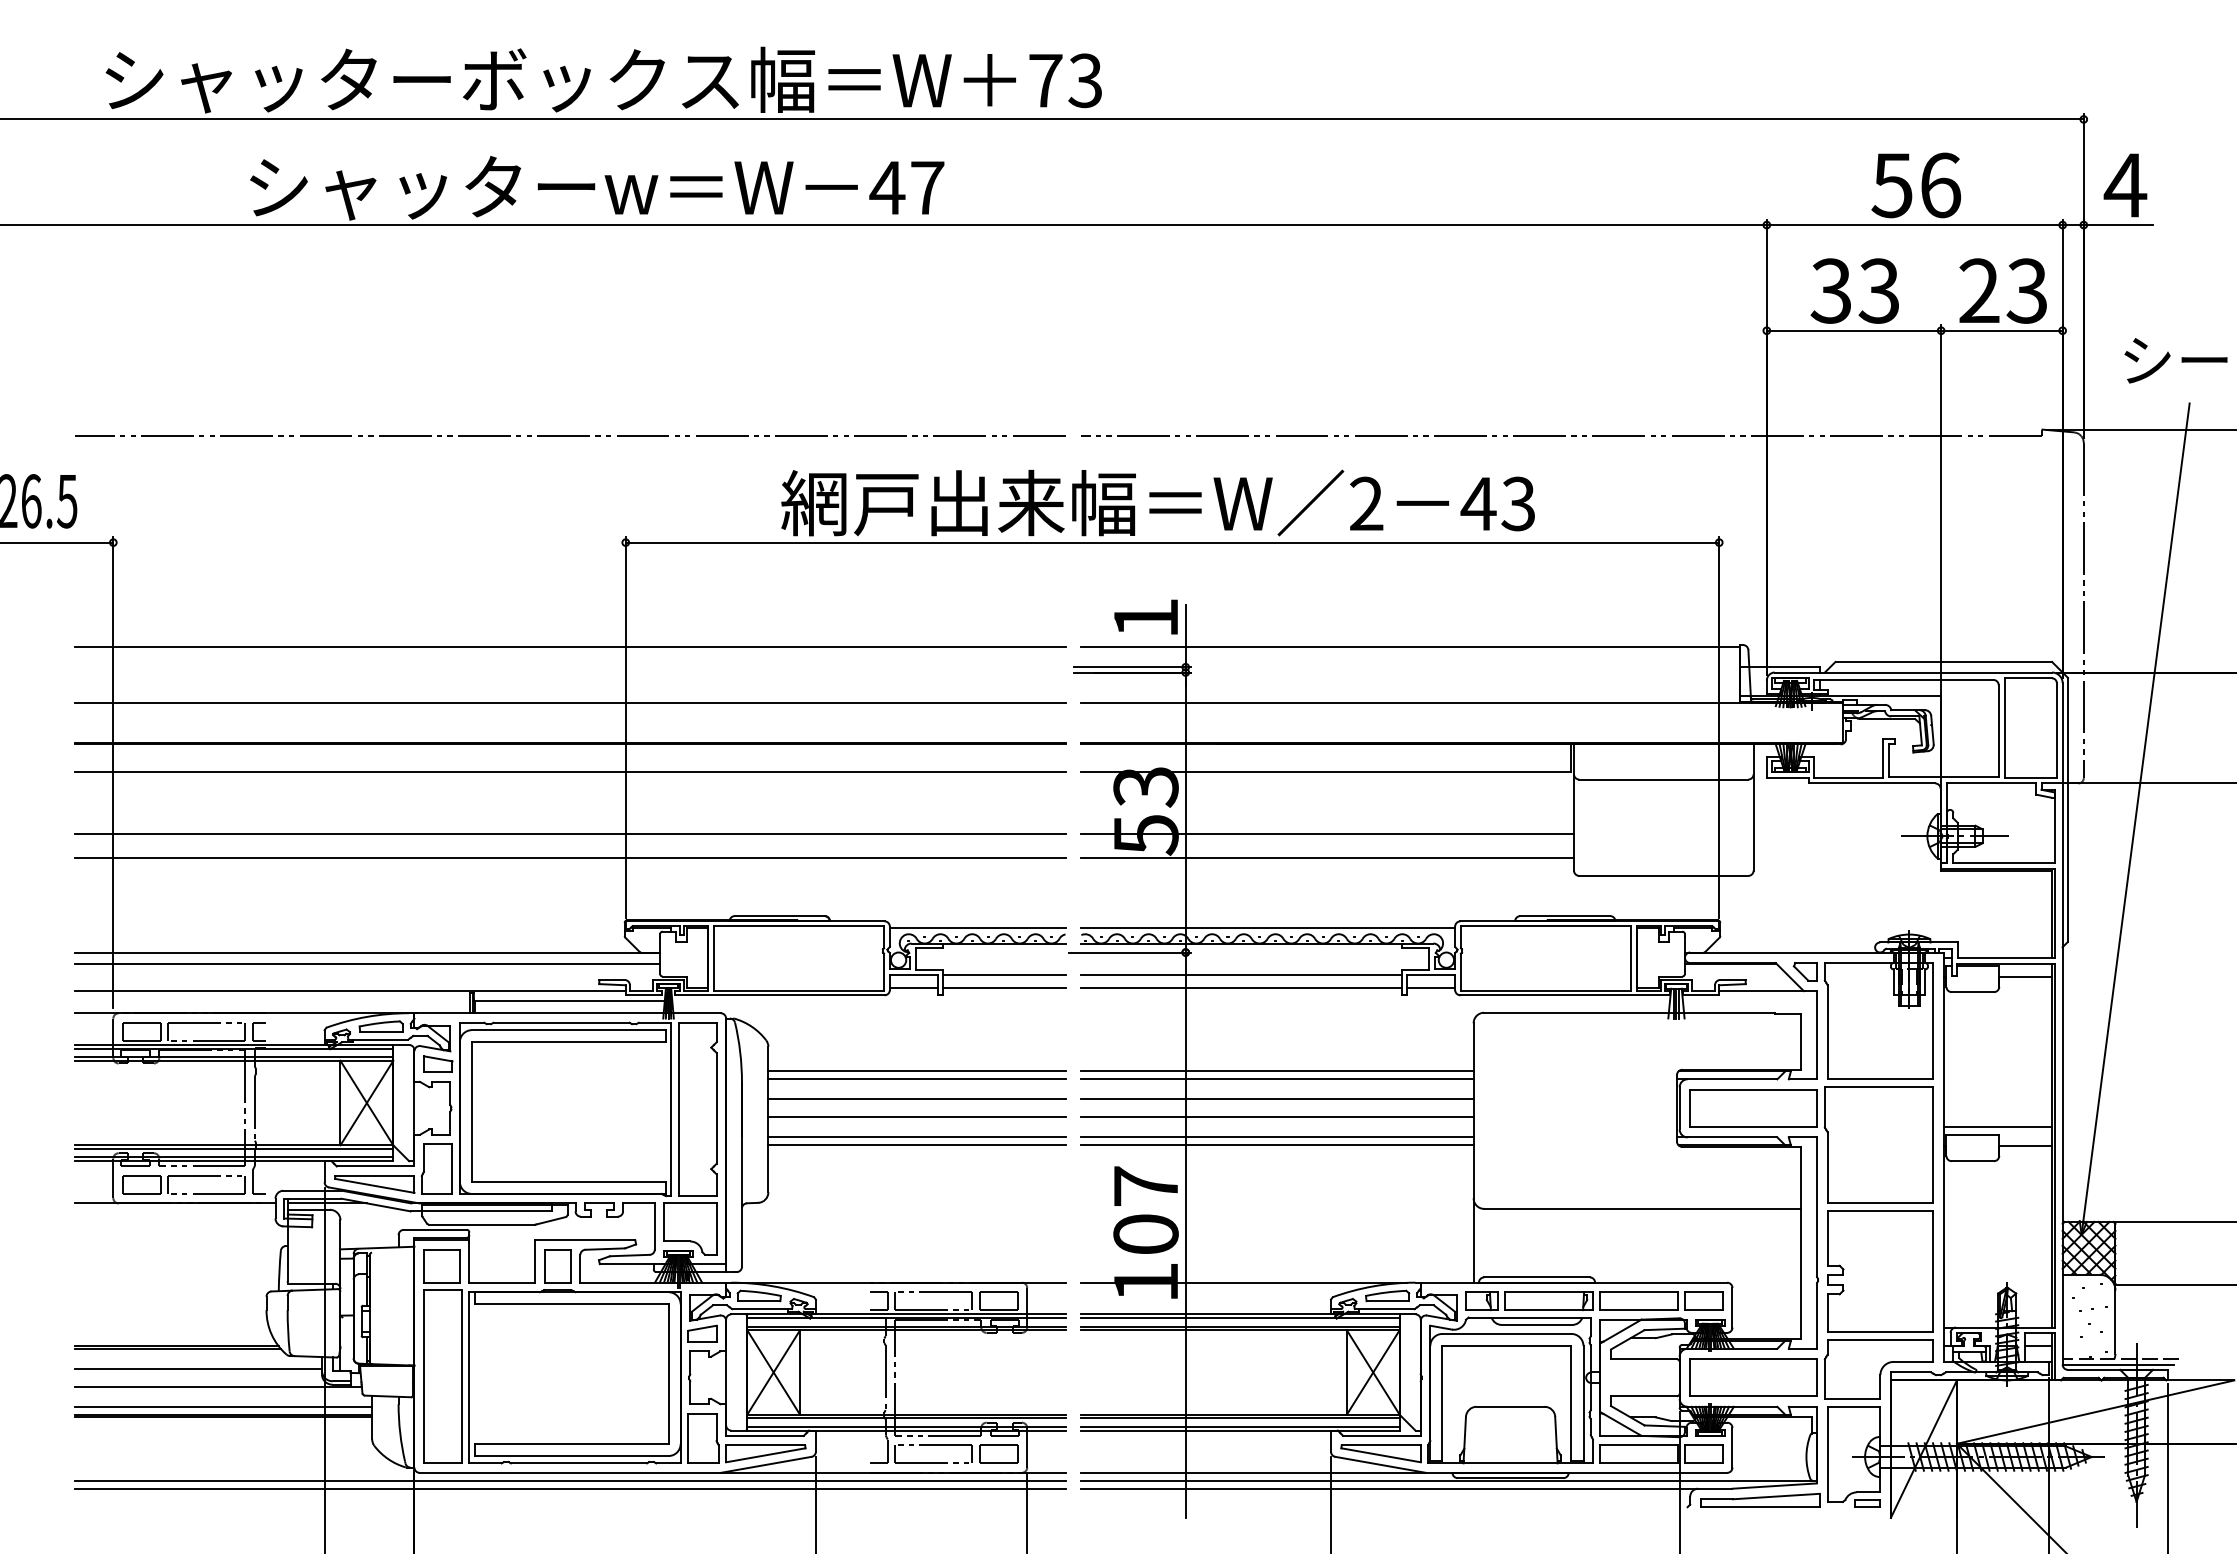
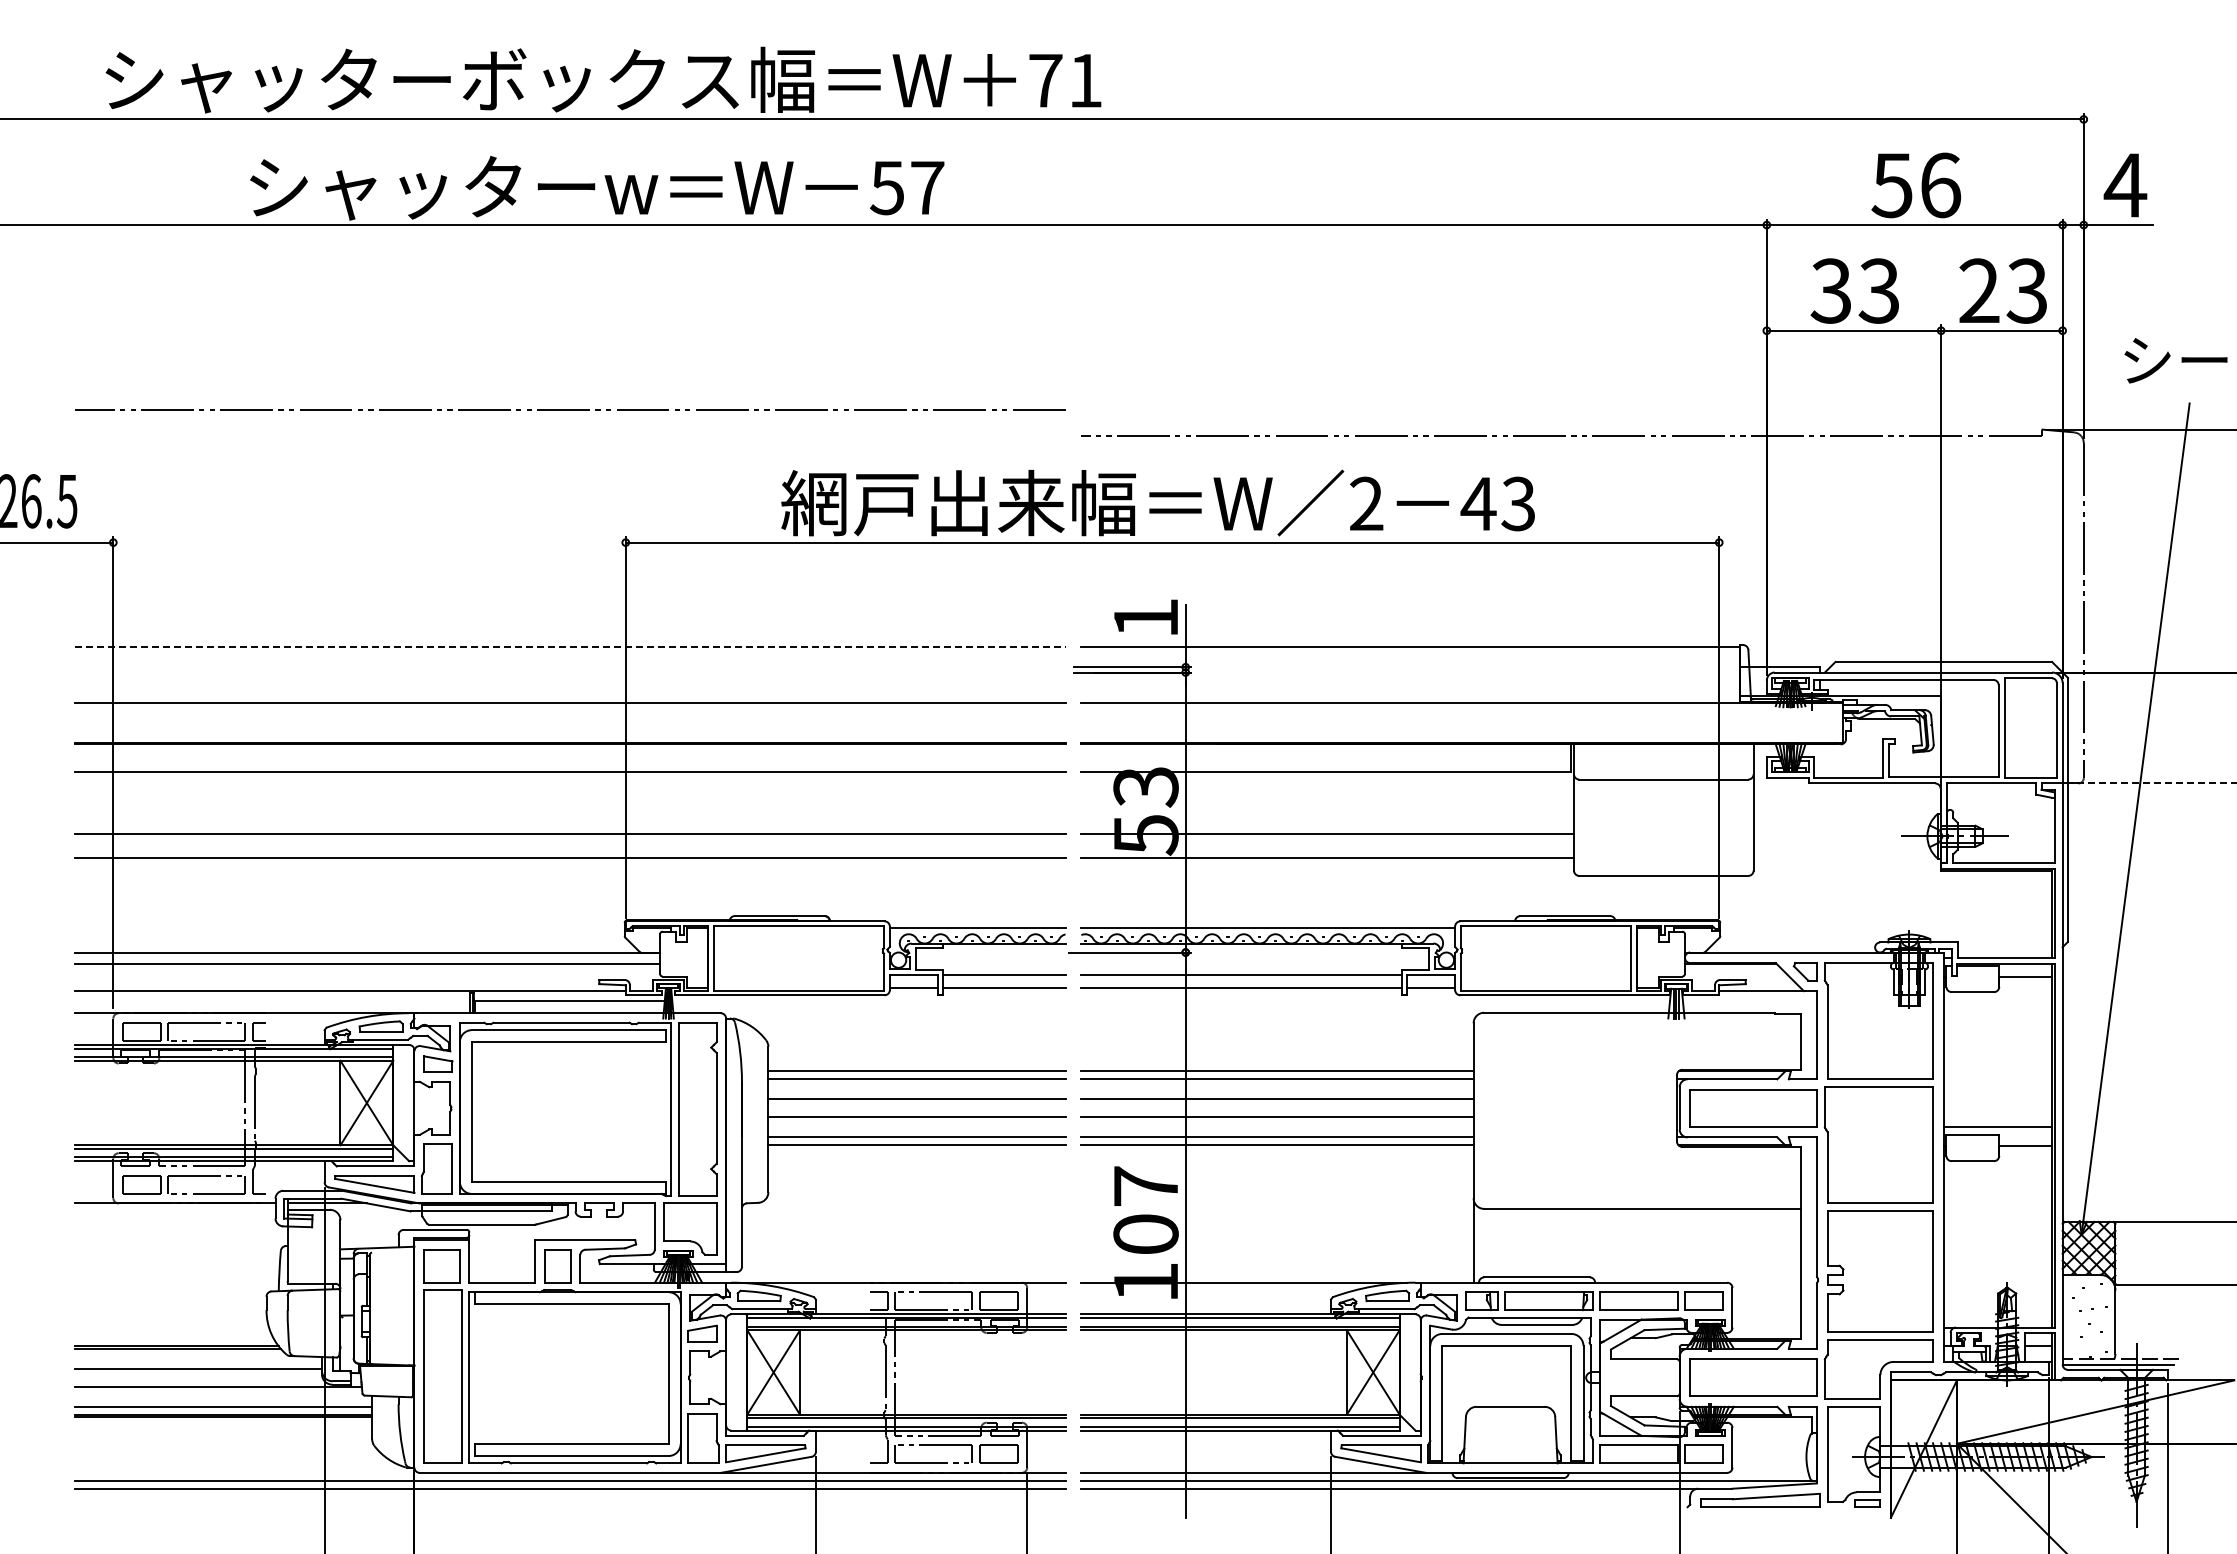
text: 73 -> 71 (1084, 80)
text: 47 -> 57 (887, 188)
line position: (570, 435) -> (570, 409) (570, 409)
line: solid -> dashed (570, 646)
line: solid -> dashed (2151, 783)
